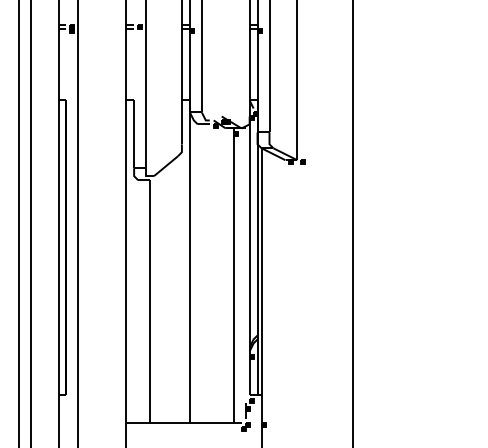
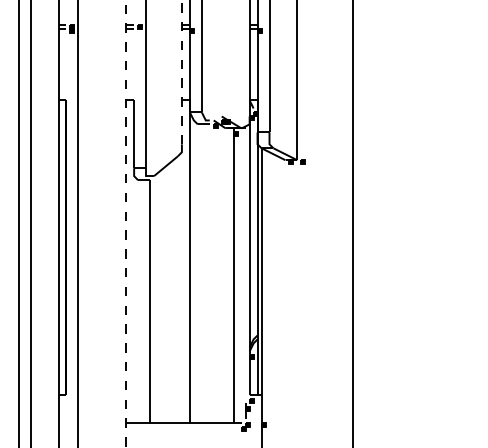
line: solid -> dashed (181, 72)
line: solid -> dashed (126, 224)
